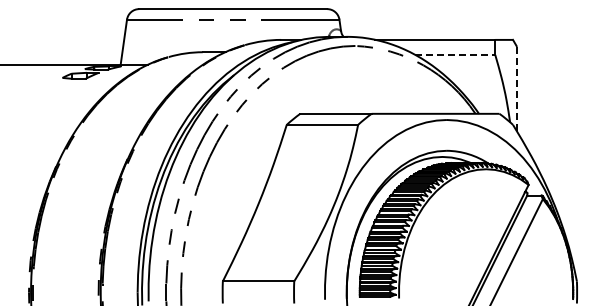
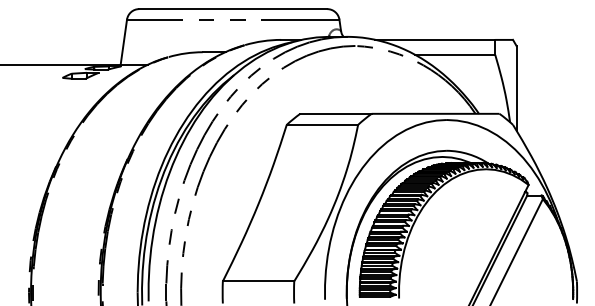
line: dashed -> solid (455, 54)
line: dashed -> solid (516, 87)
